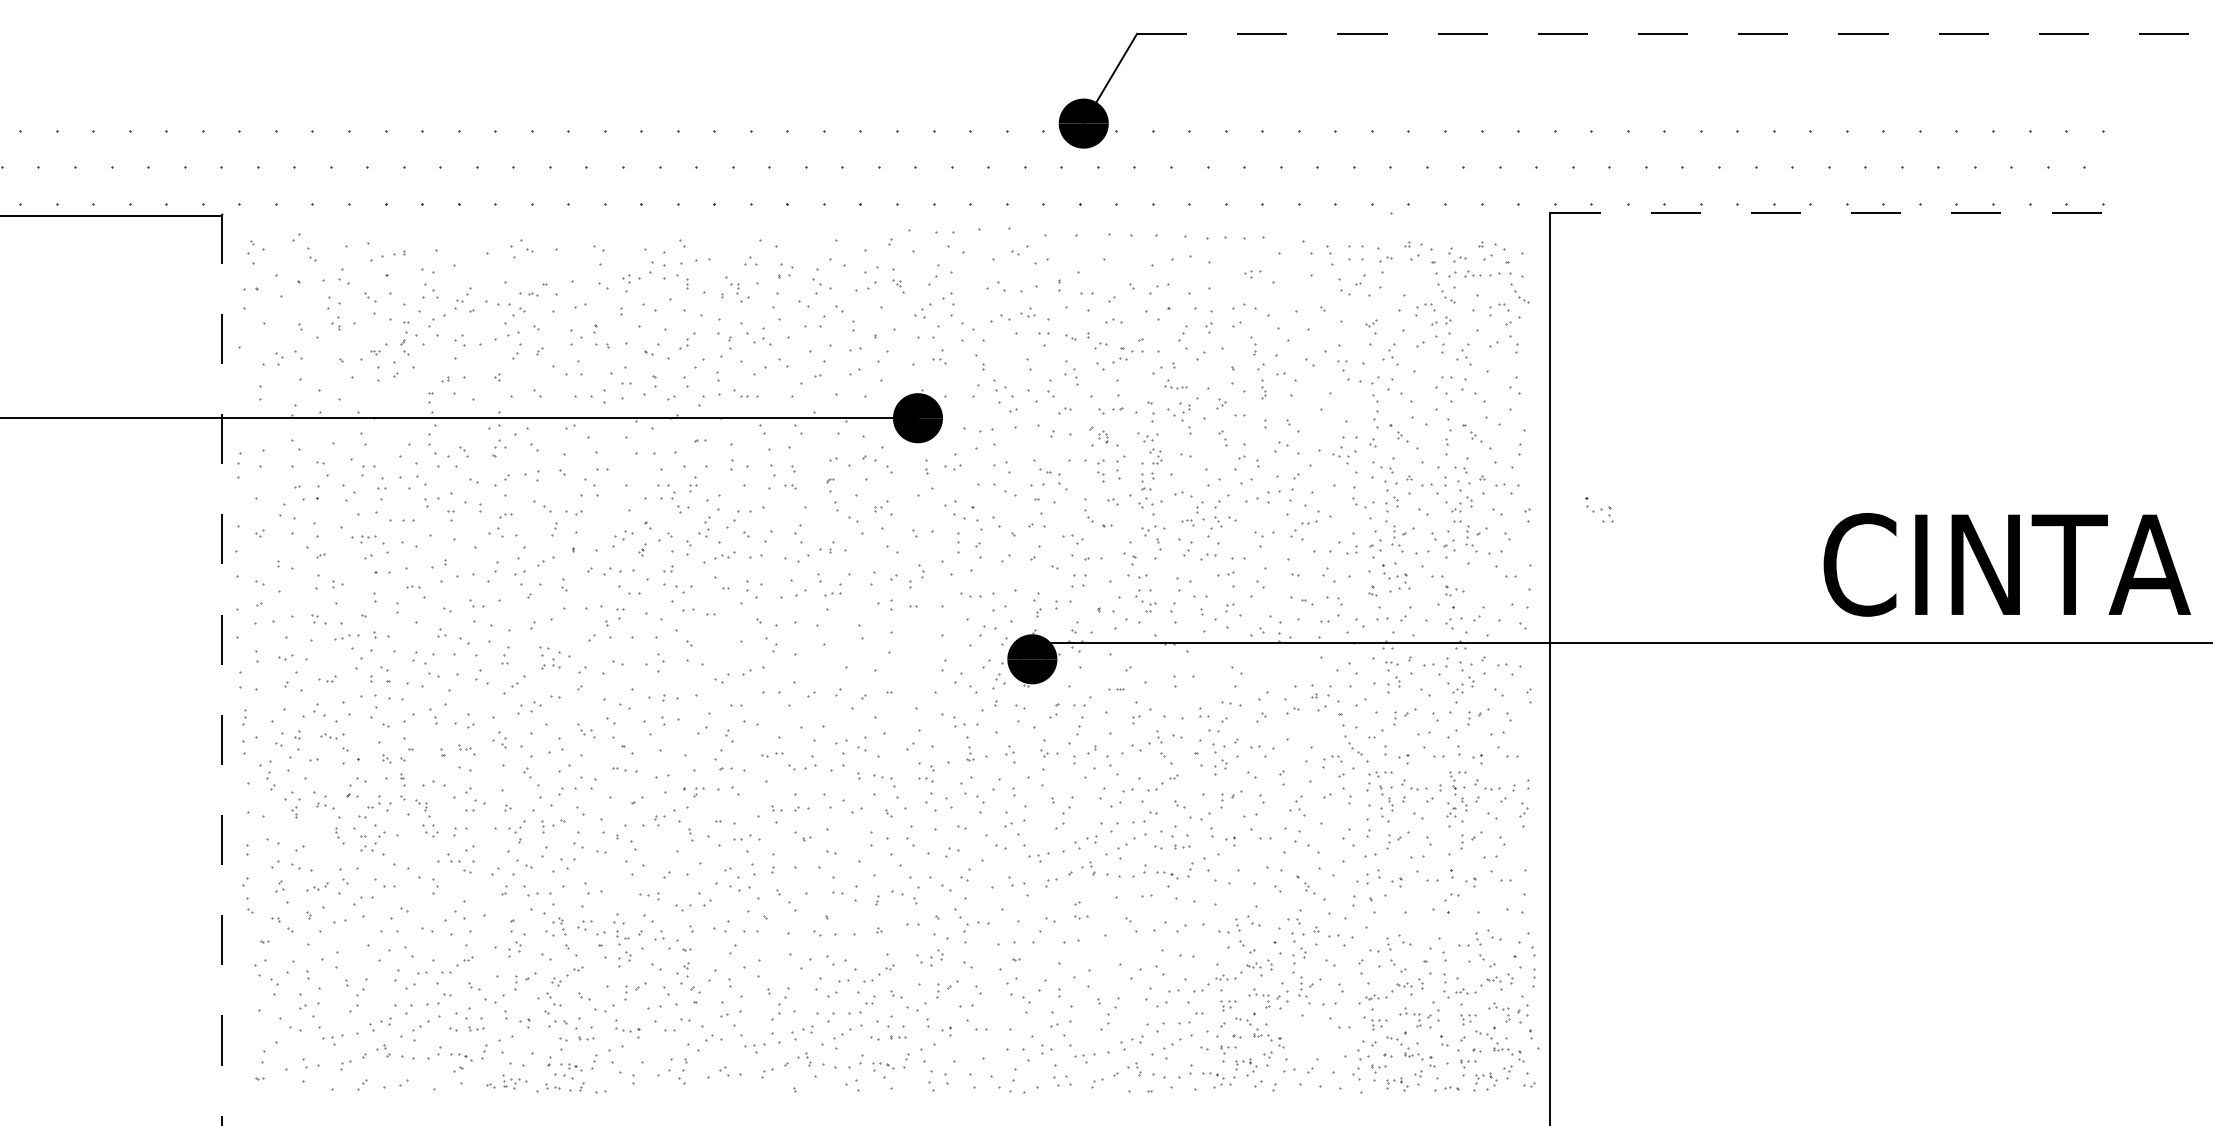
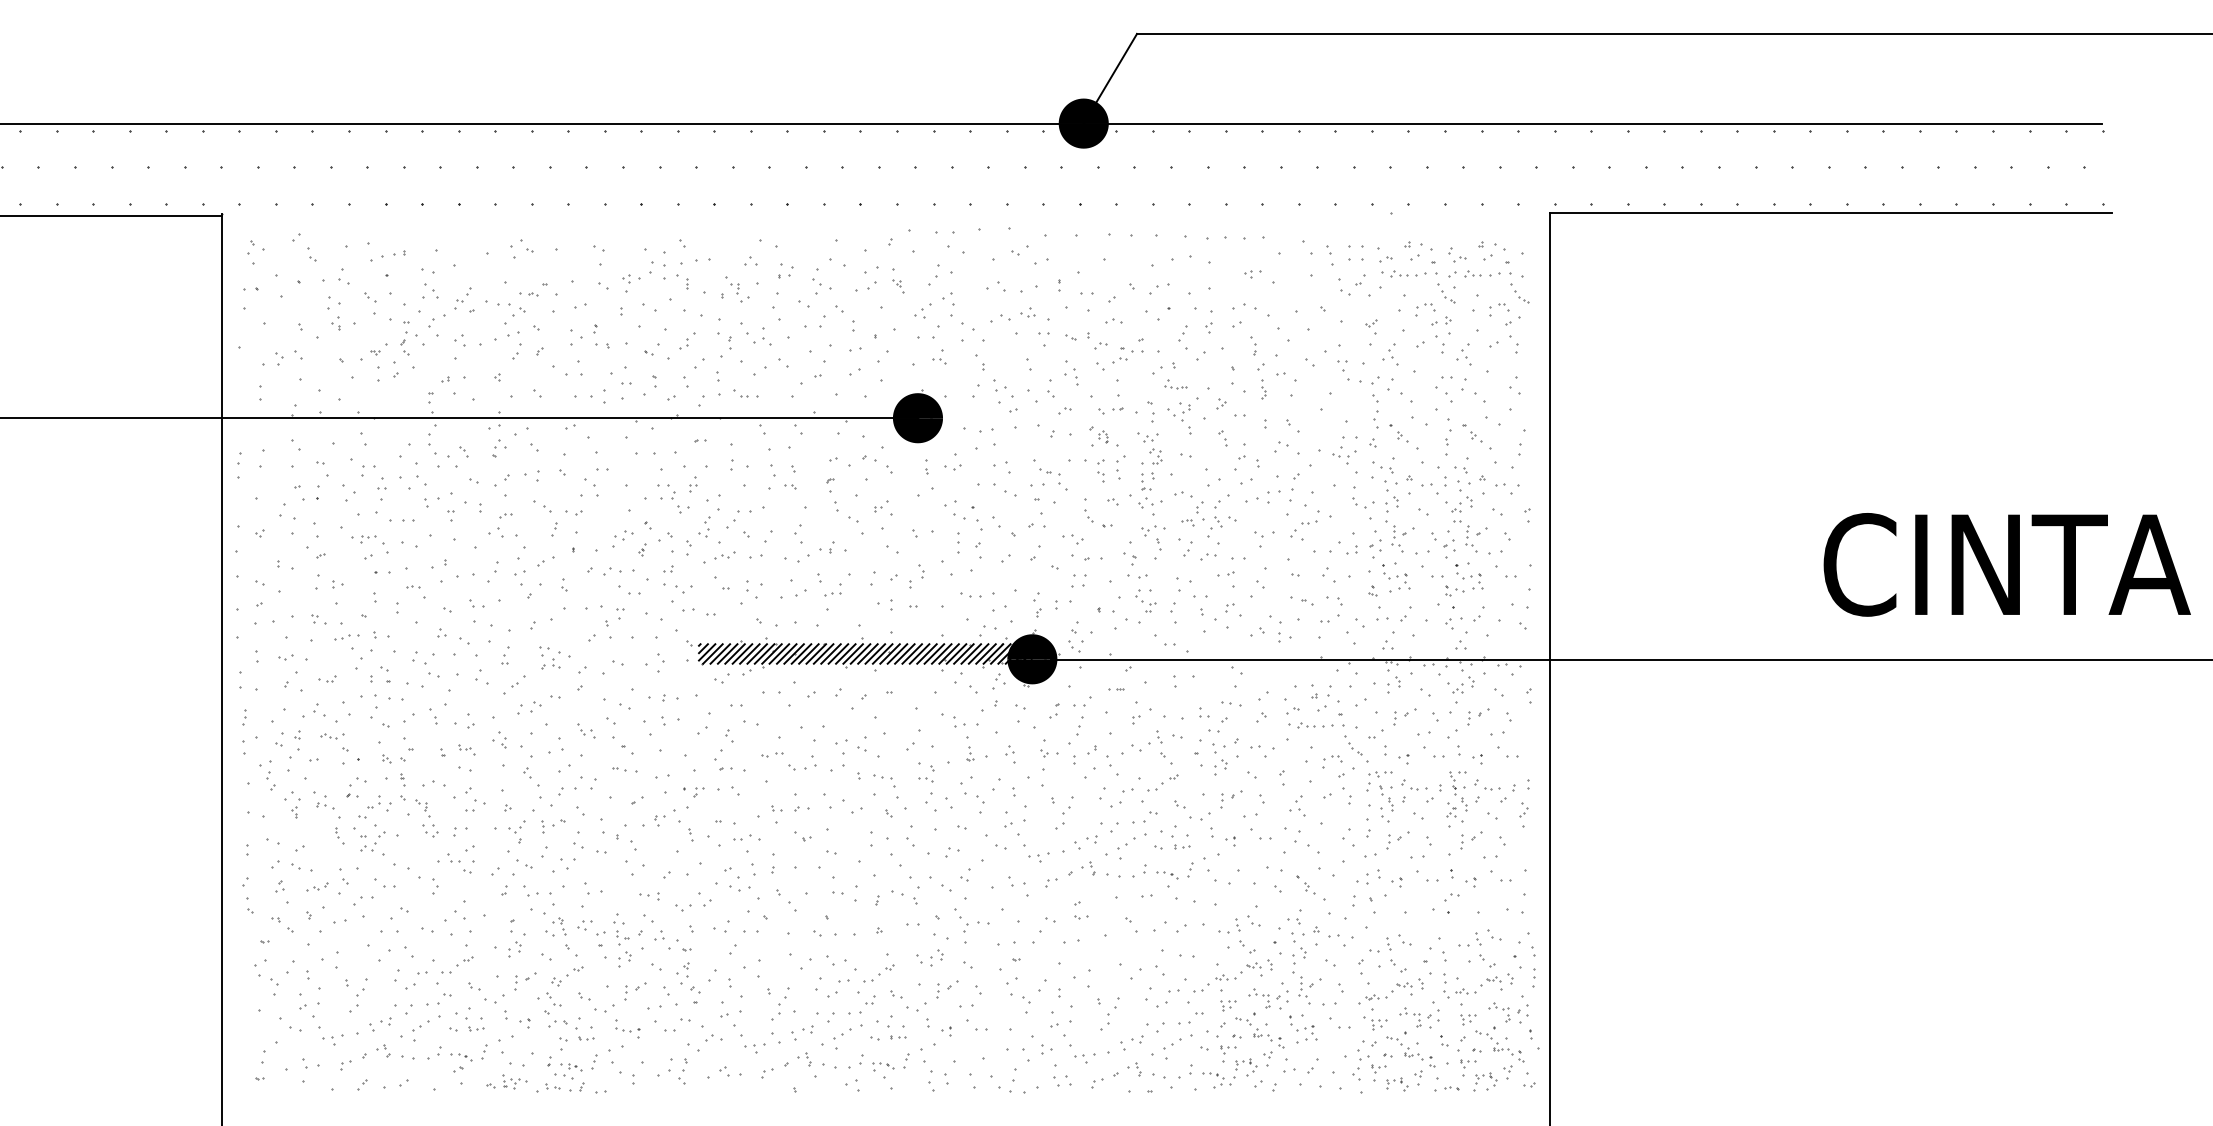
line: dashed -> solid (1674, 33)
line: none -> present (1051, 123)
line: dashed -> solid (1831, 212)
part: none -> present (1408, 273)
part position: (1599, 509) -> (1469, 576) (1469, 576)
line position: (1629, 643) -> (1629, 660) (1629, 660)
hatch: none -> present (865, 653)
line: dashed -> solid (222, 669)
part: none -> present (1310, 725)
part: none -> present (1303, 1029)
